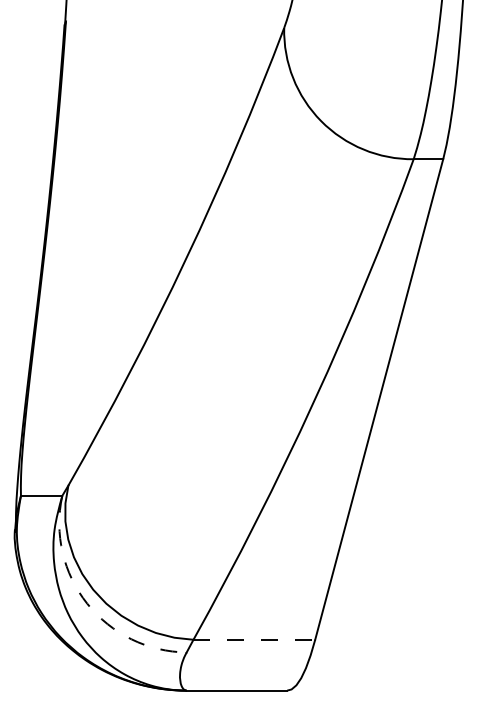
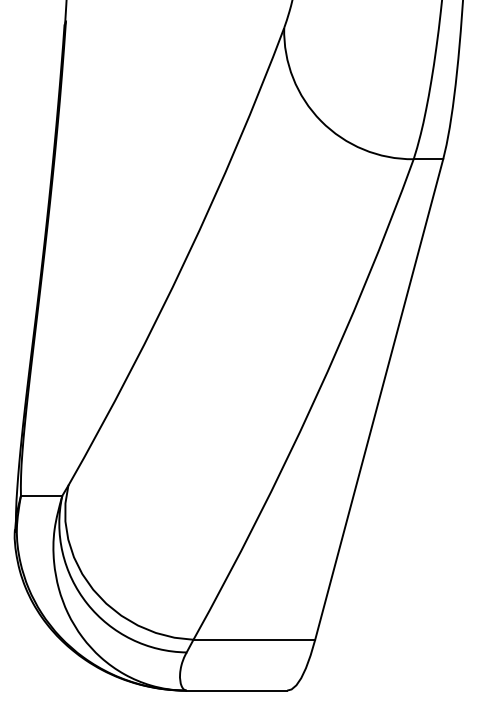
arc: dashed -> solid (87, 603)
line: dashed -> solid (254, 639)
